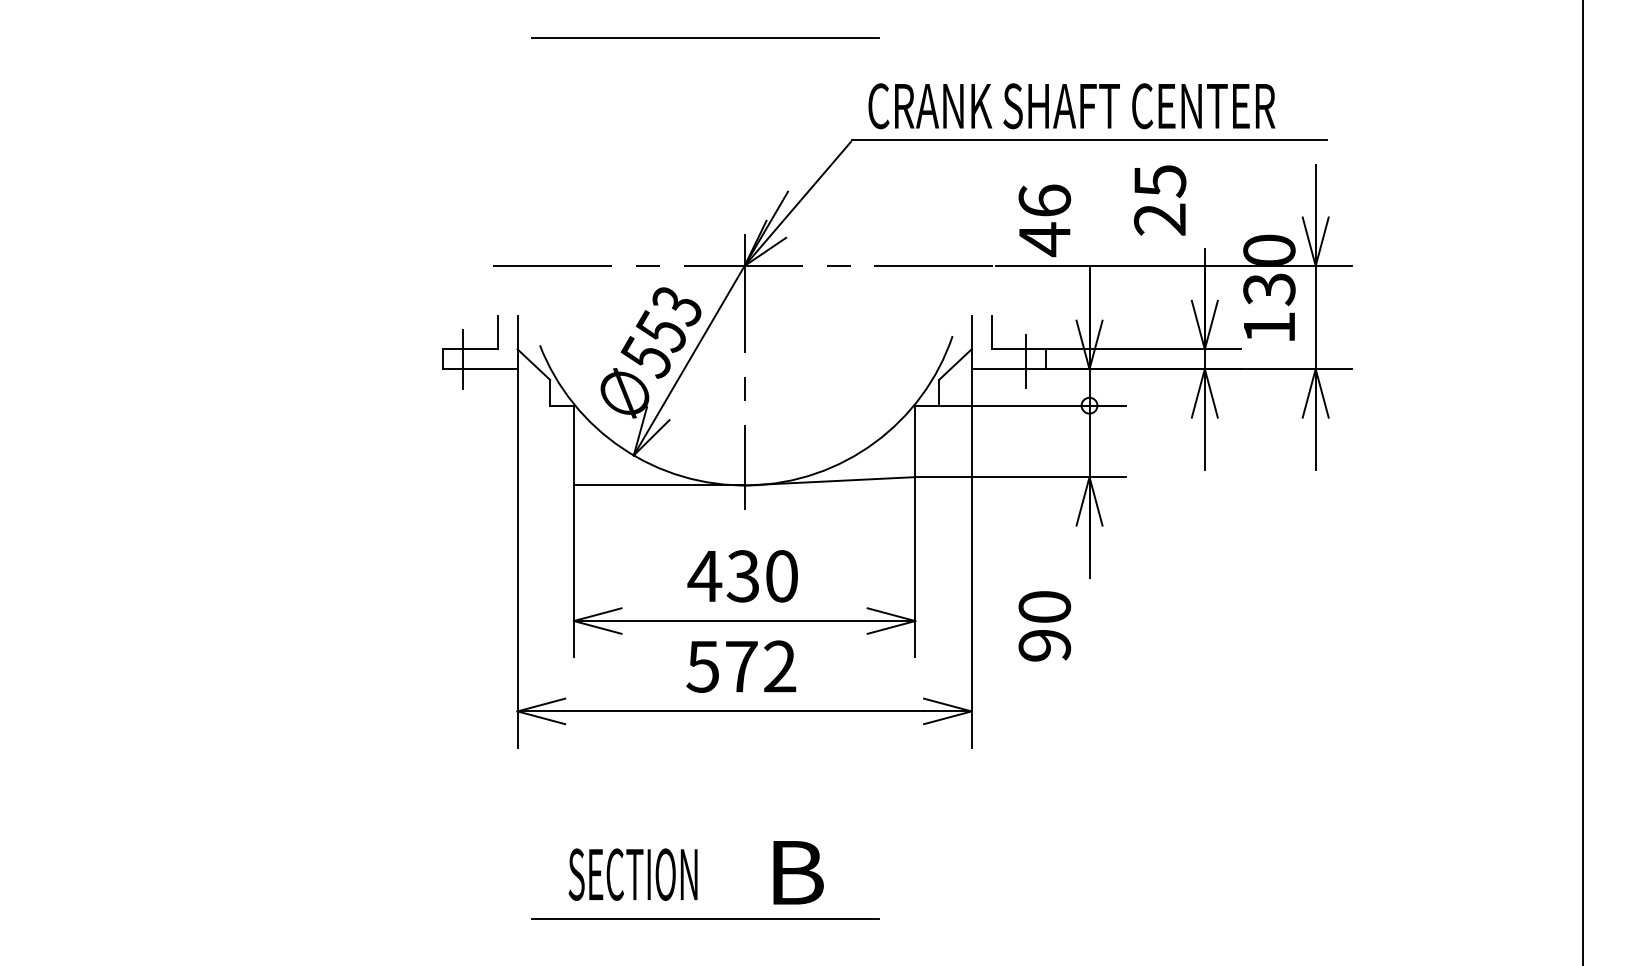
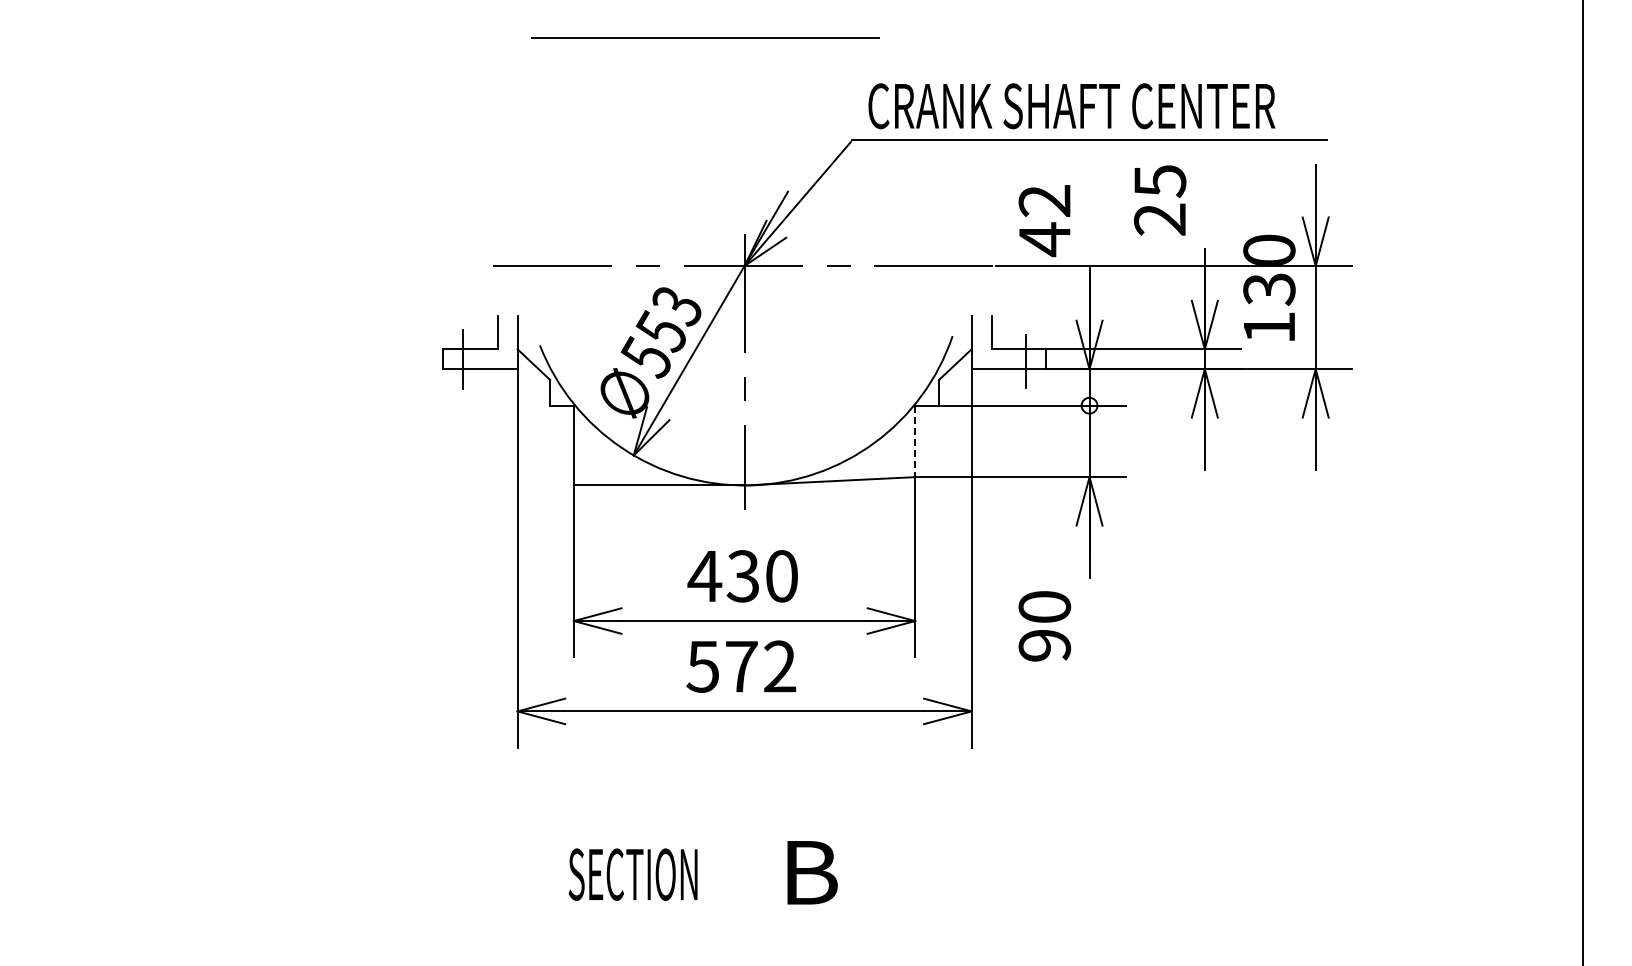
text: 46 -> 42 (1044, 200)
line: solid -> dashed (915, 442)
text position: (798, 872) -> (812, 872) (812, 872)
line: present -> none (705, 918)
